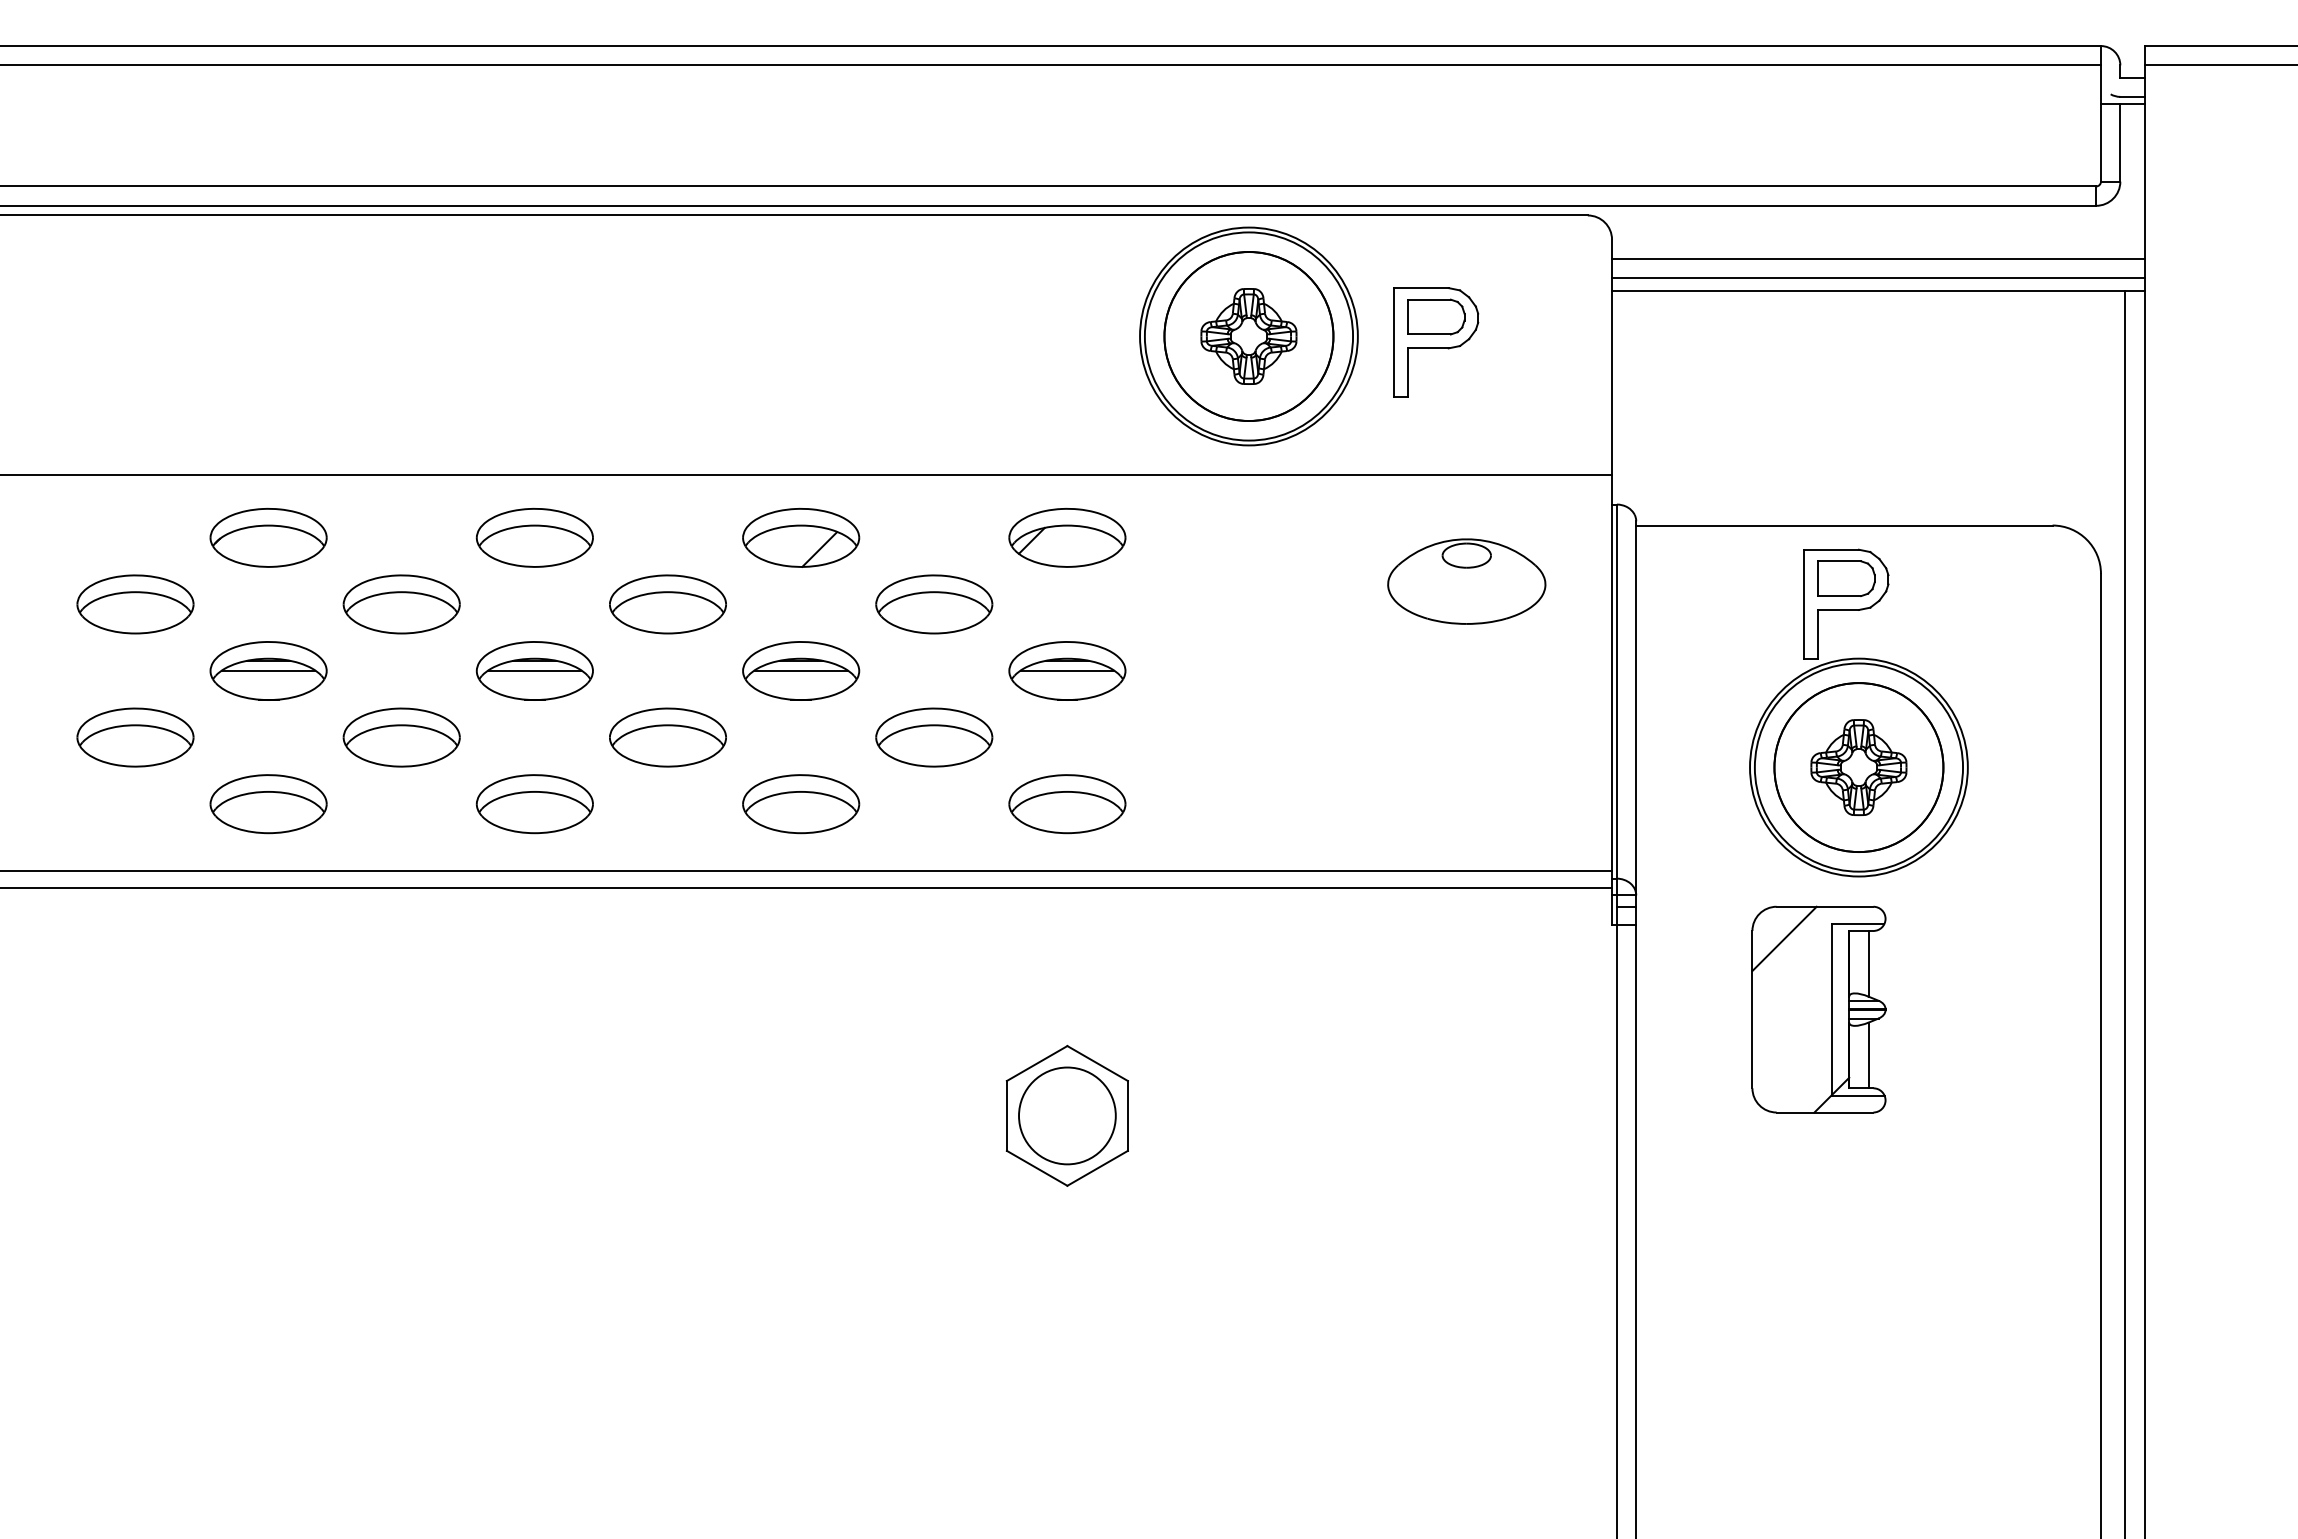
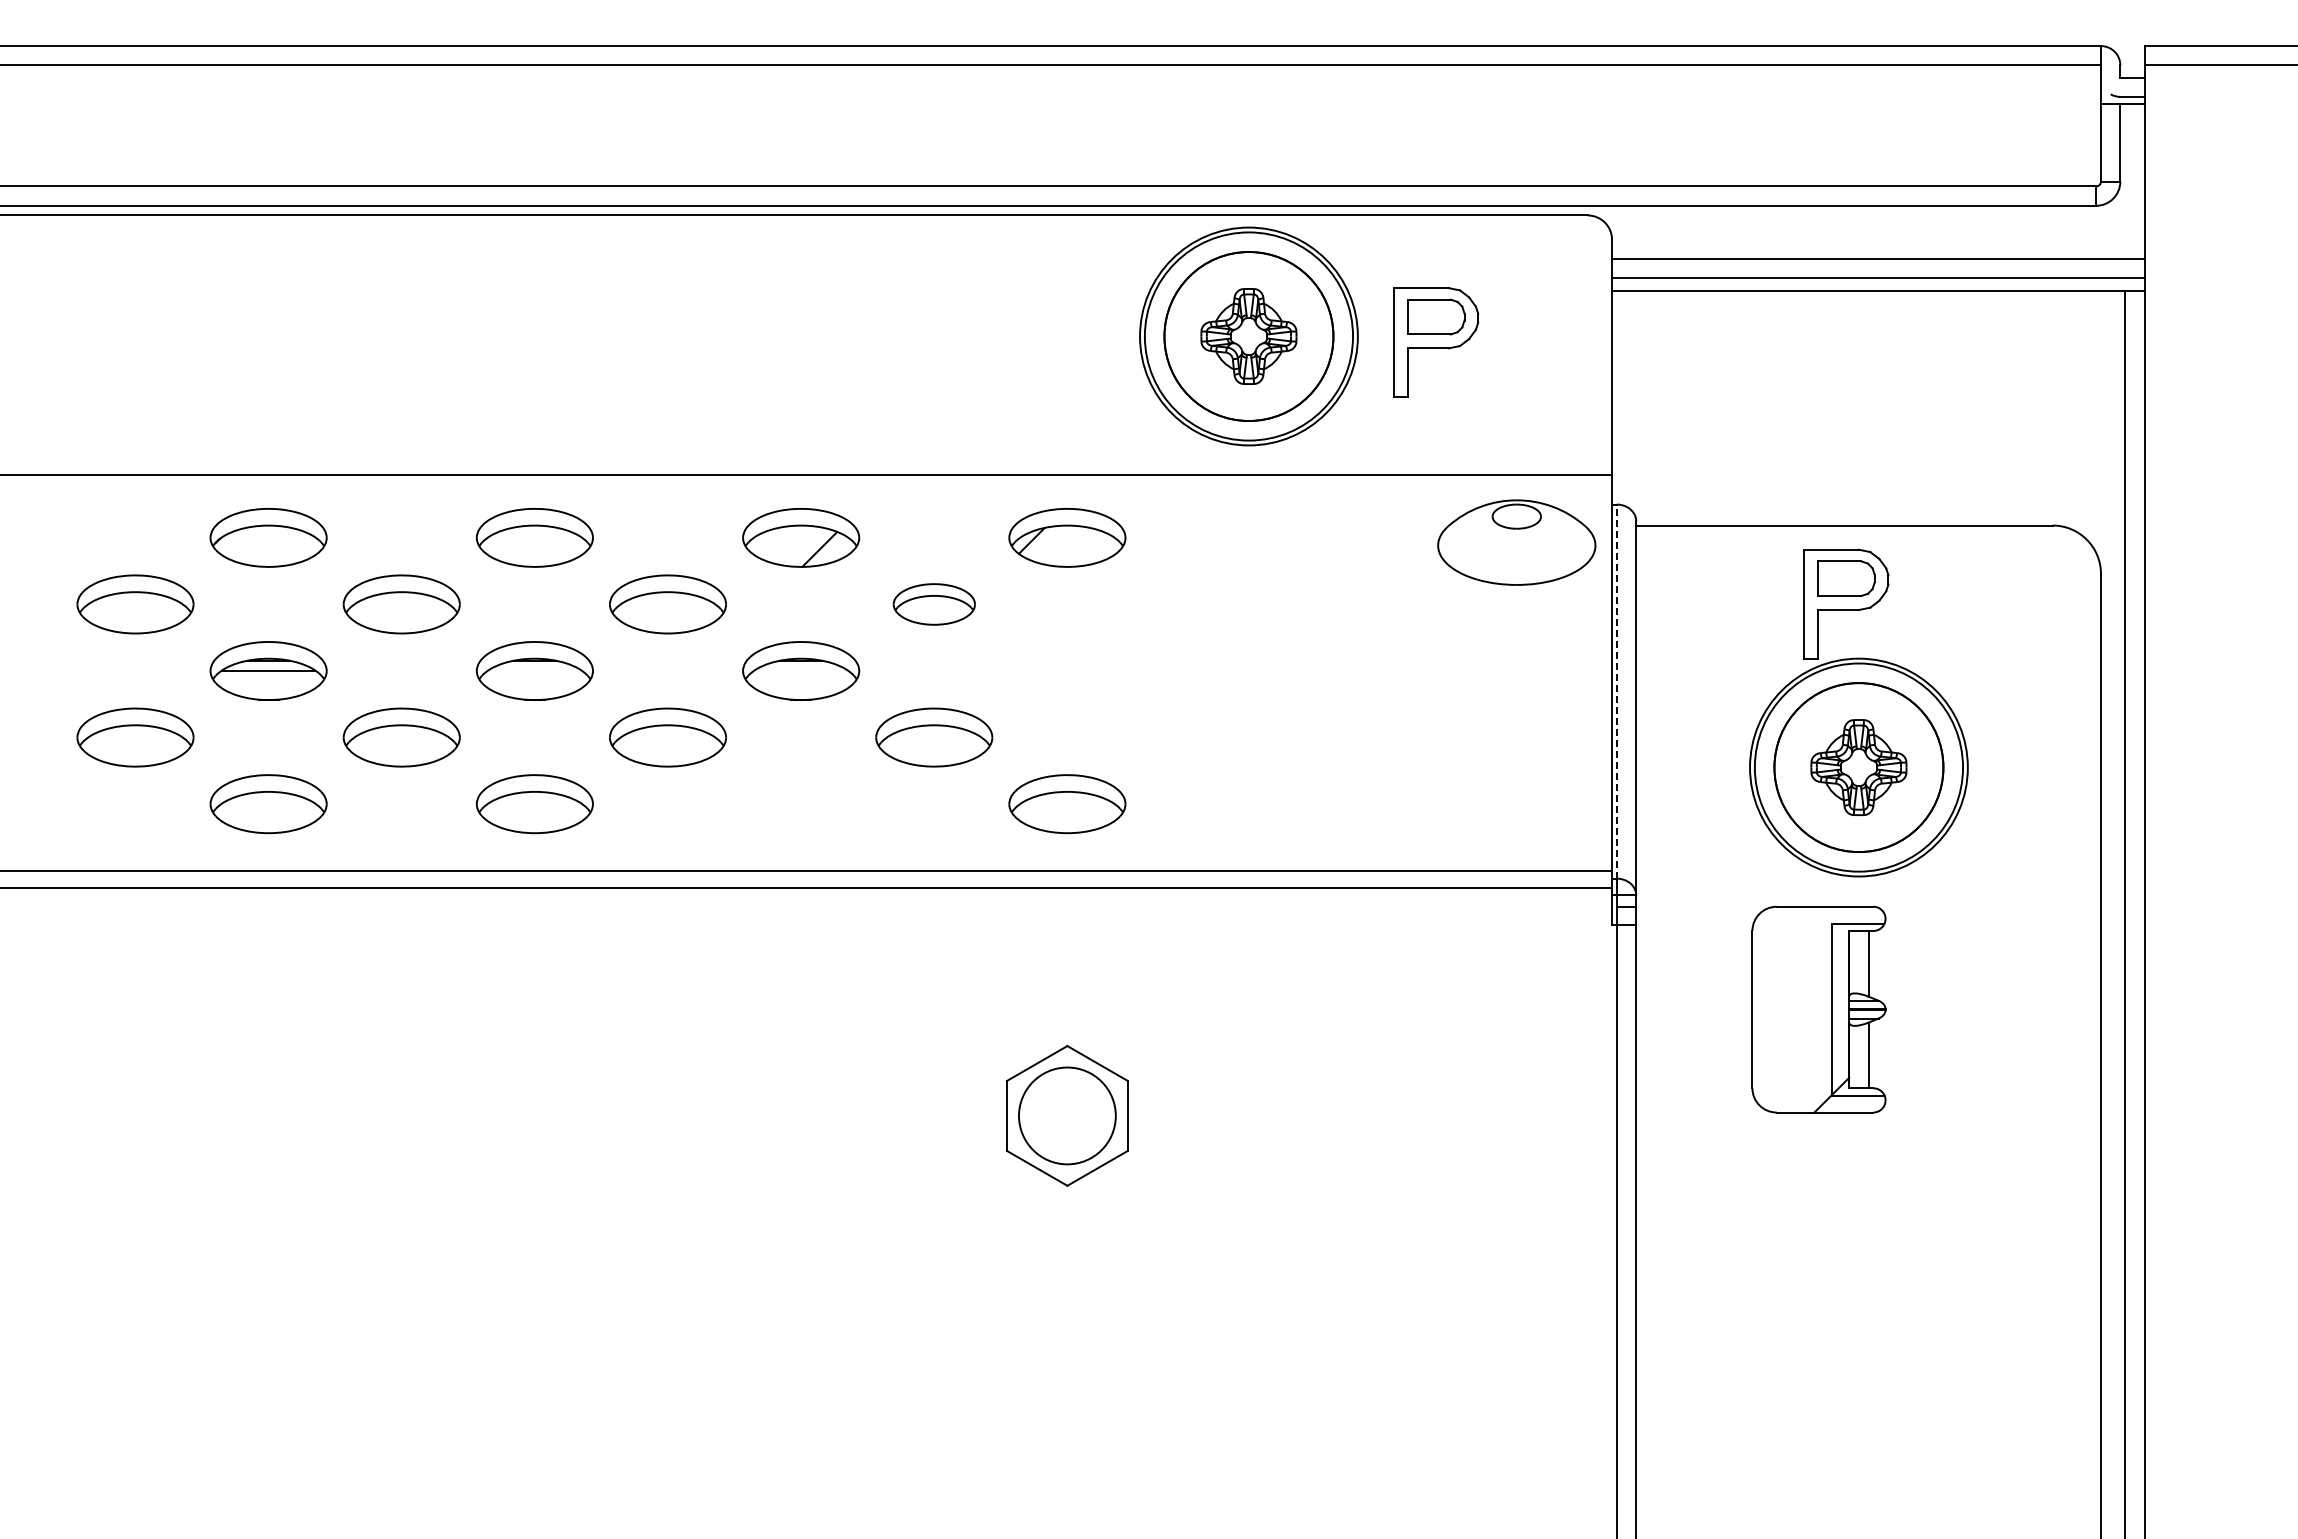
part position: (1466, 581) -> (1516, 542) (1516, 542)
part size: 119x61 px -> 84x43 px (933, 604)
line: present -> none (534, 670)
line: present -> none (800, 670)
part: present -> none (1067, 670)
line: solid -> dashed (1616, 691)
part: present -> none (801, 804)
line: present -> none (1784, 938)
